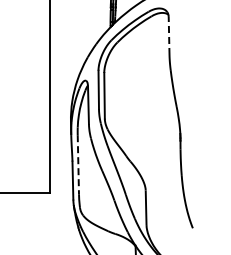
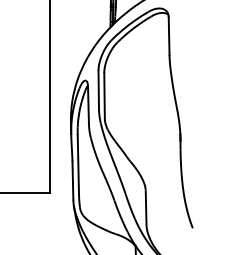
line: dashed -> solid (169, 35)
line: dashed -> solid (78, 164)
